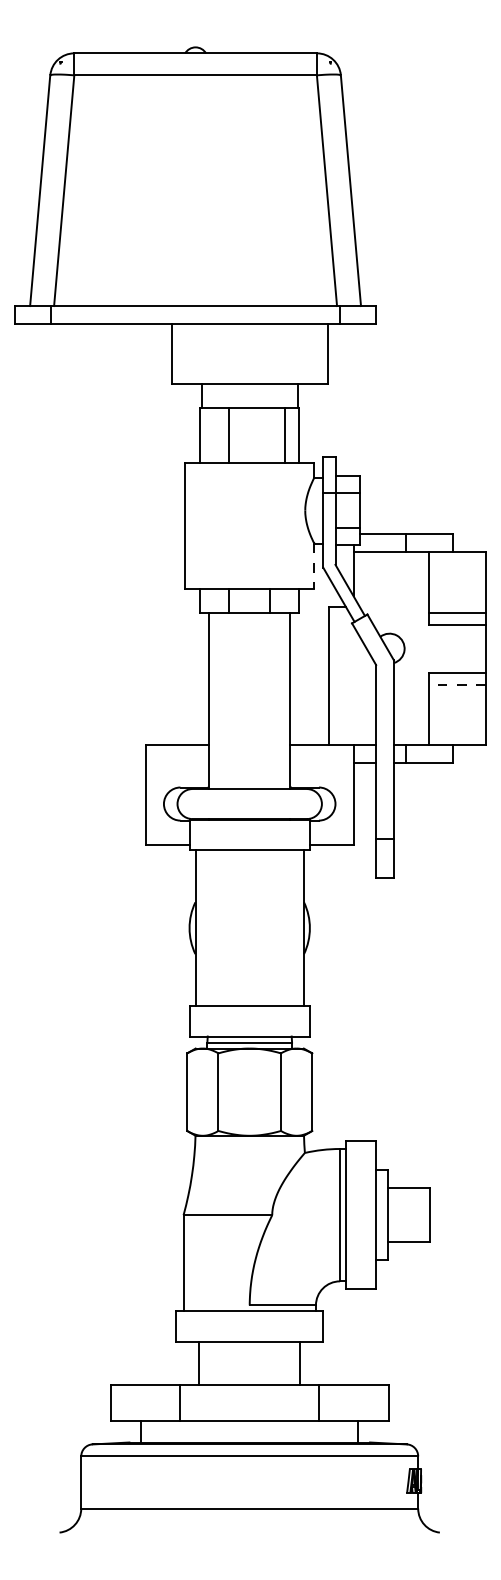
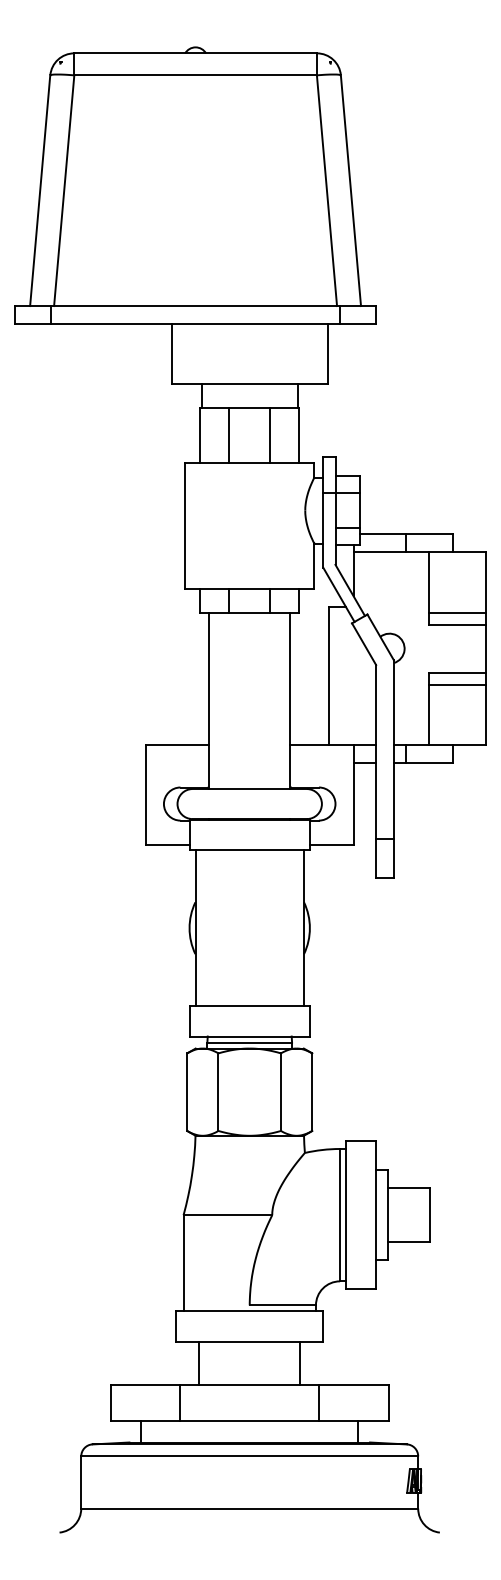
line position: (285, 435) -> (270, 435) (270, 435)
line: dashed -> solid (314, 566)
line: dashed -> solid (456, 684)
